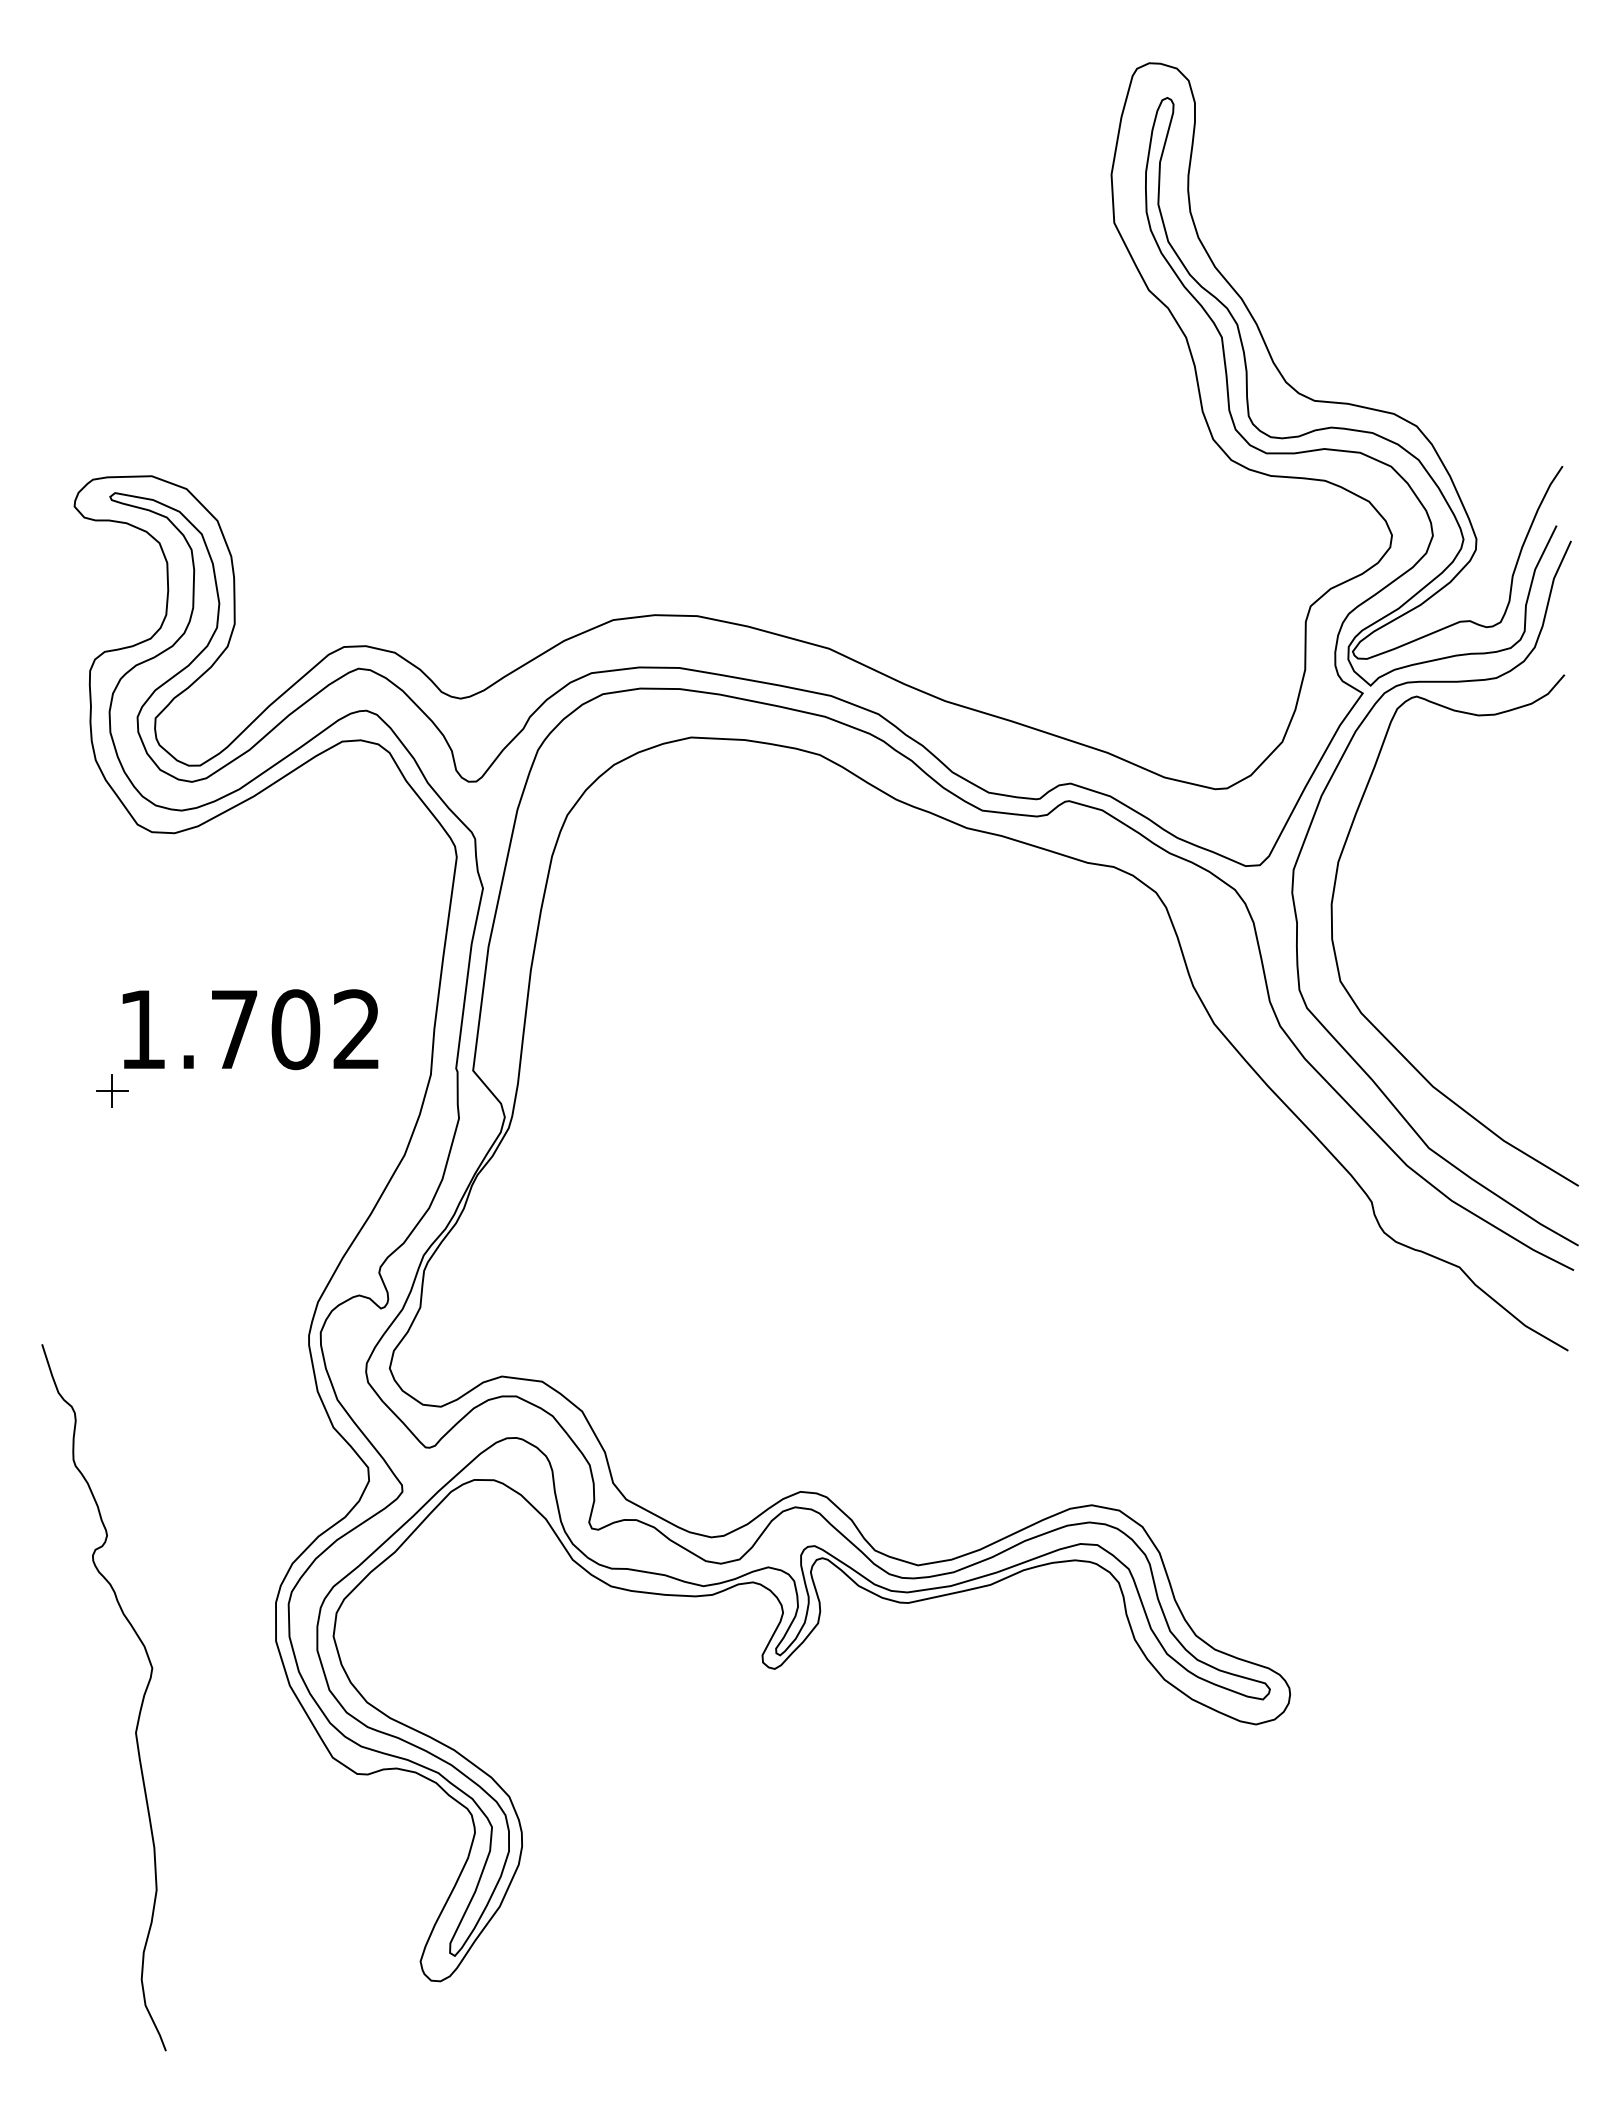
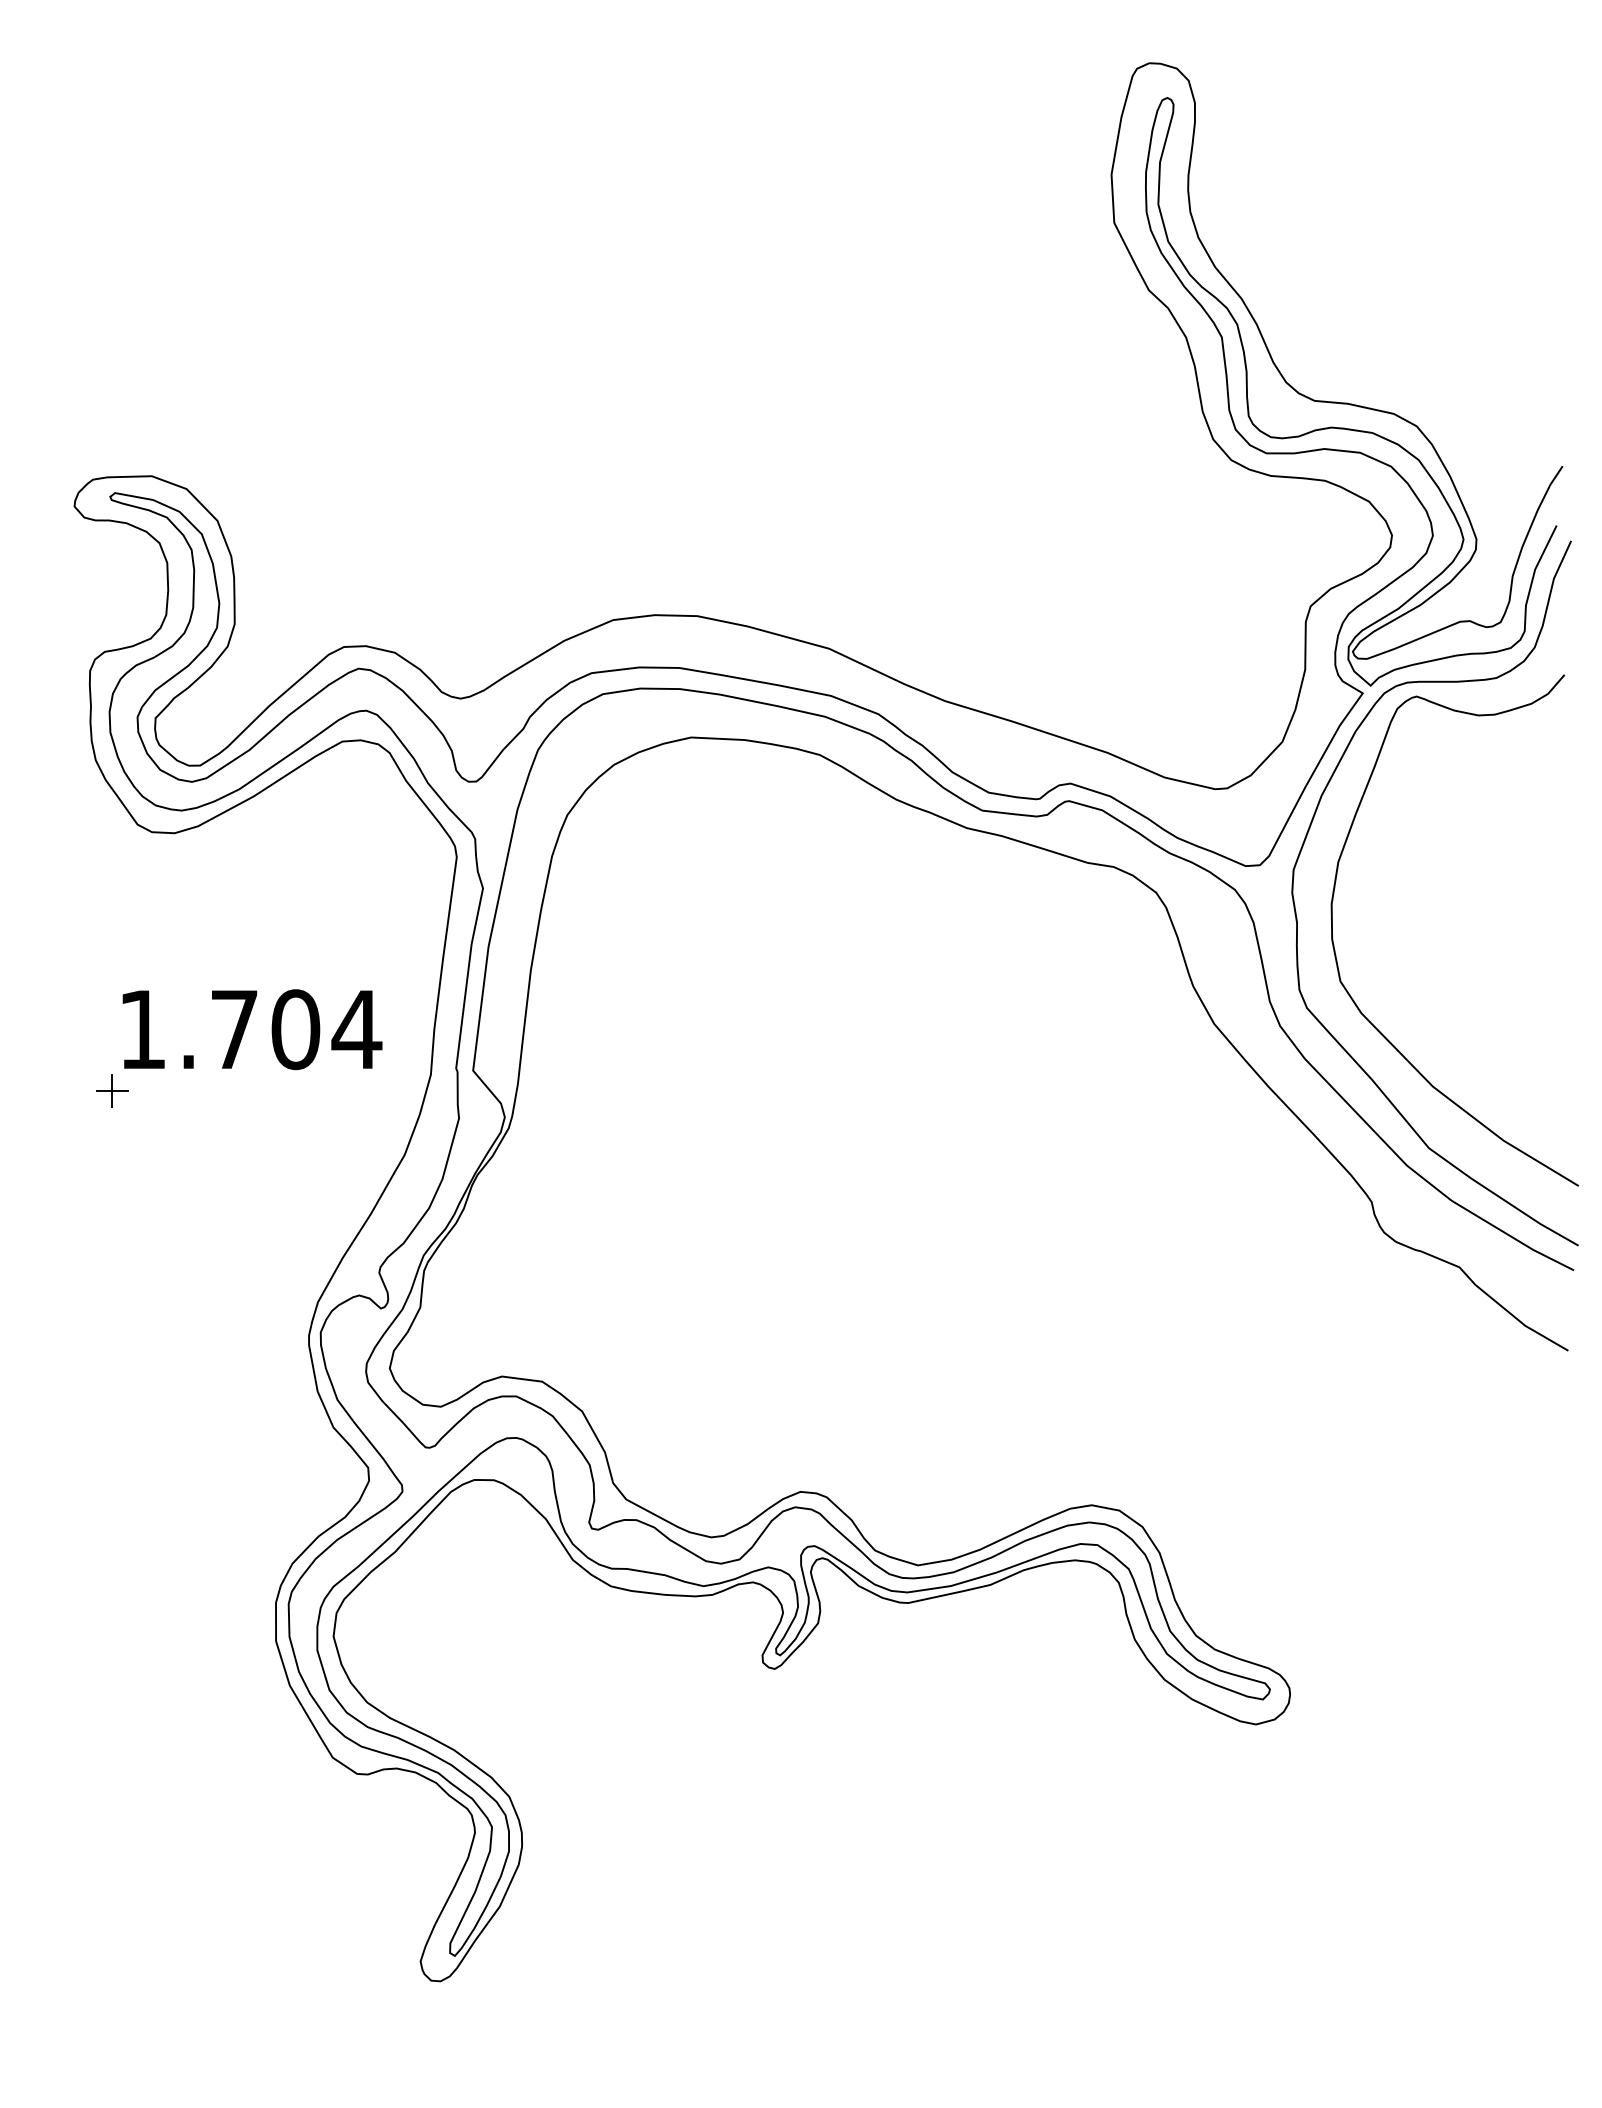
text: 1.702 -> 1.704 (356, 1028)
curve: present -> none (140, 1705)
